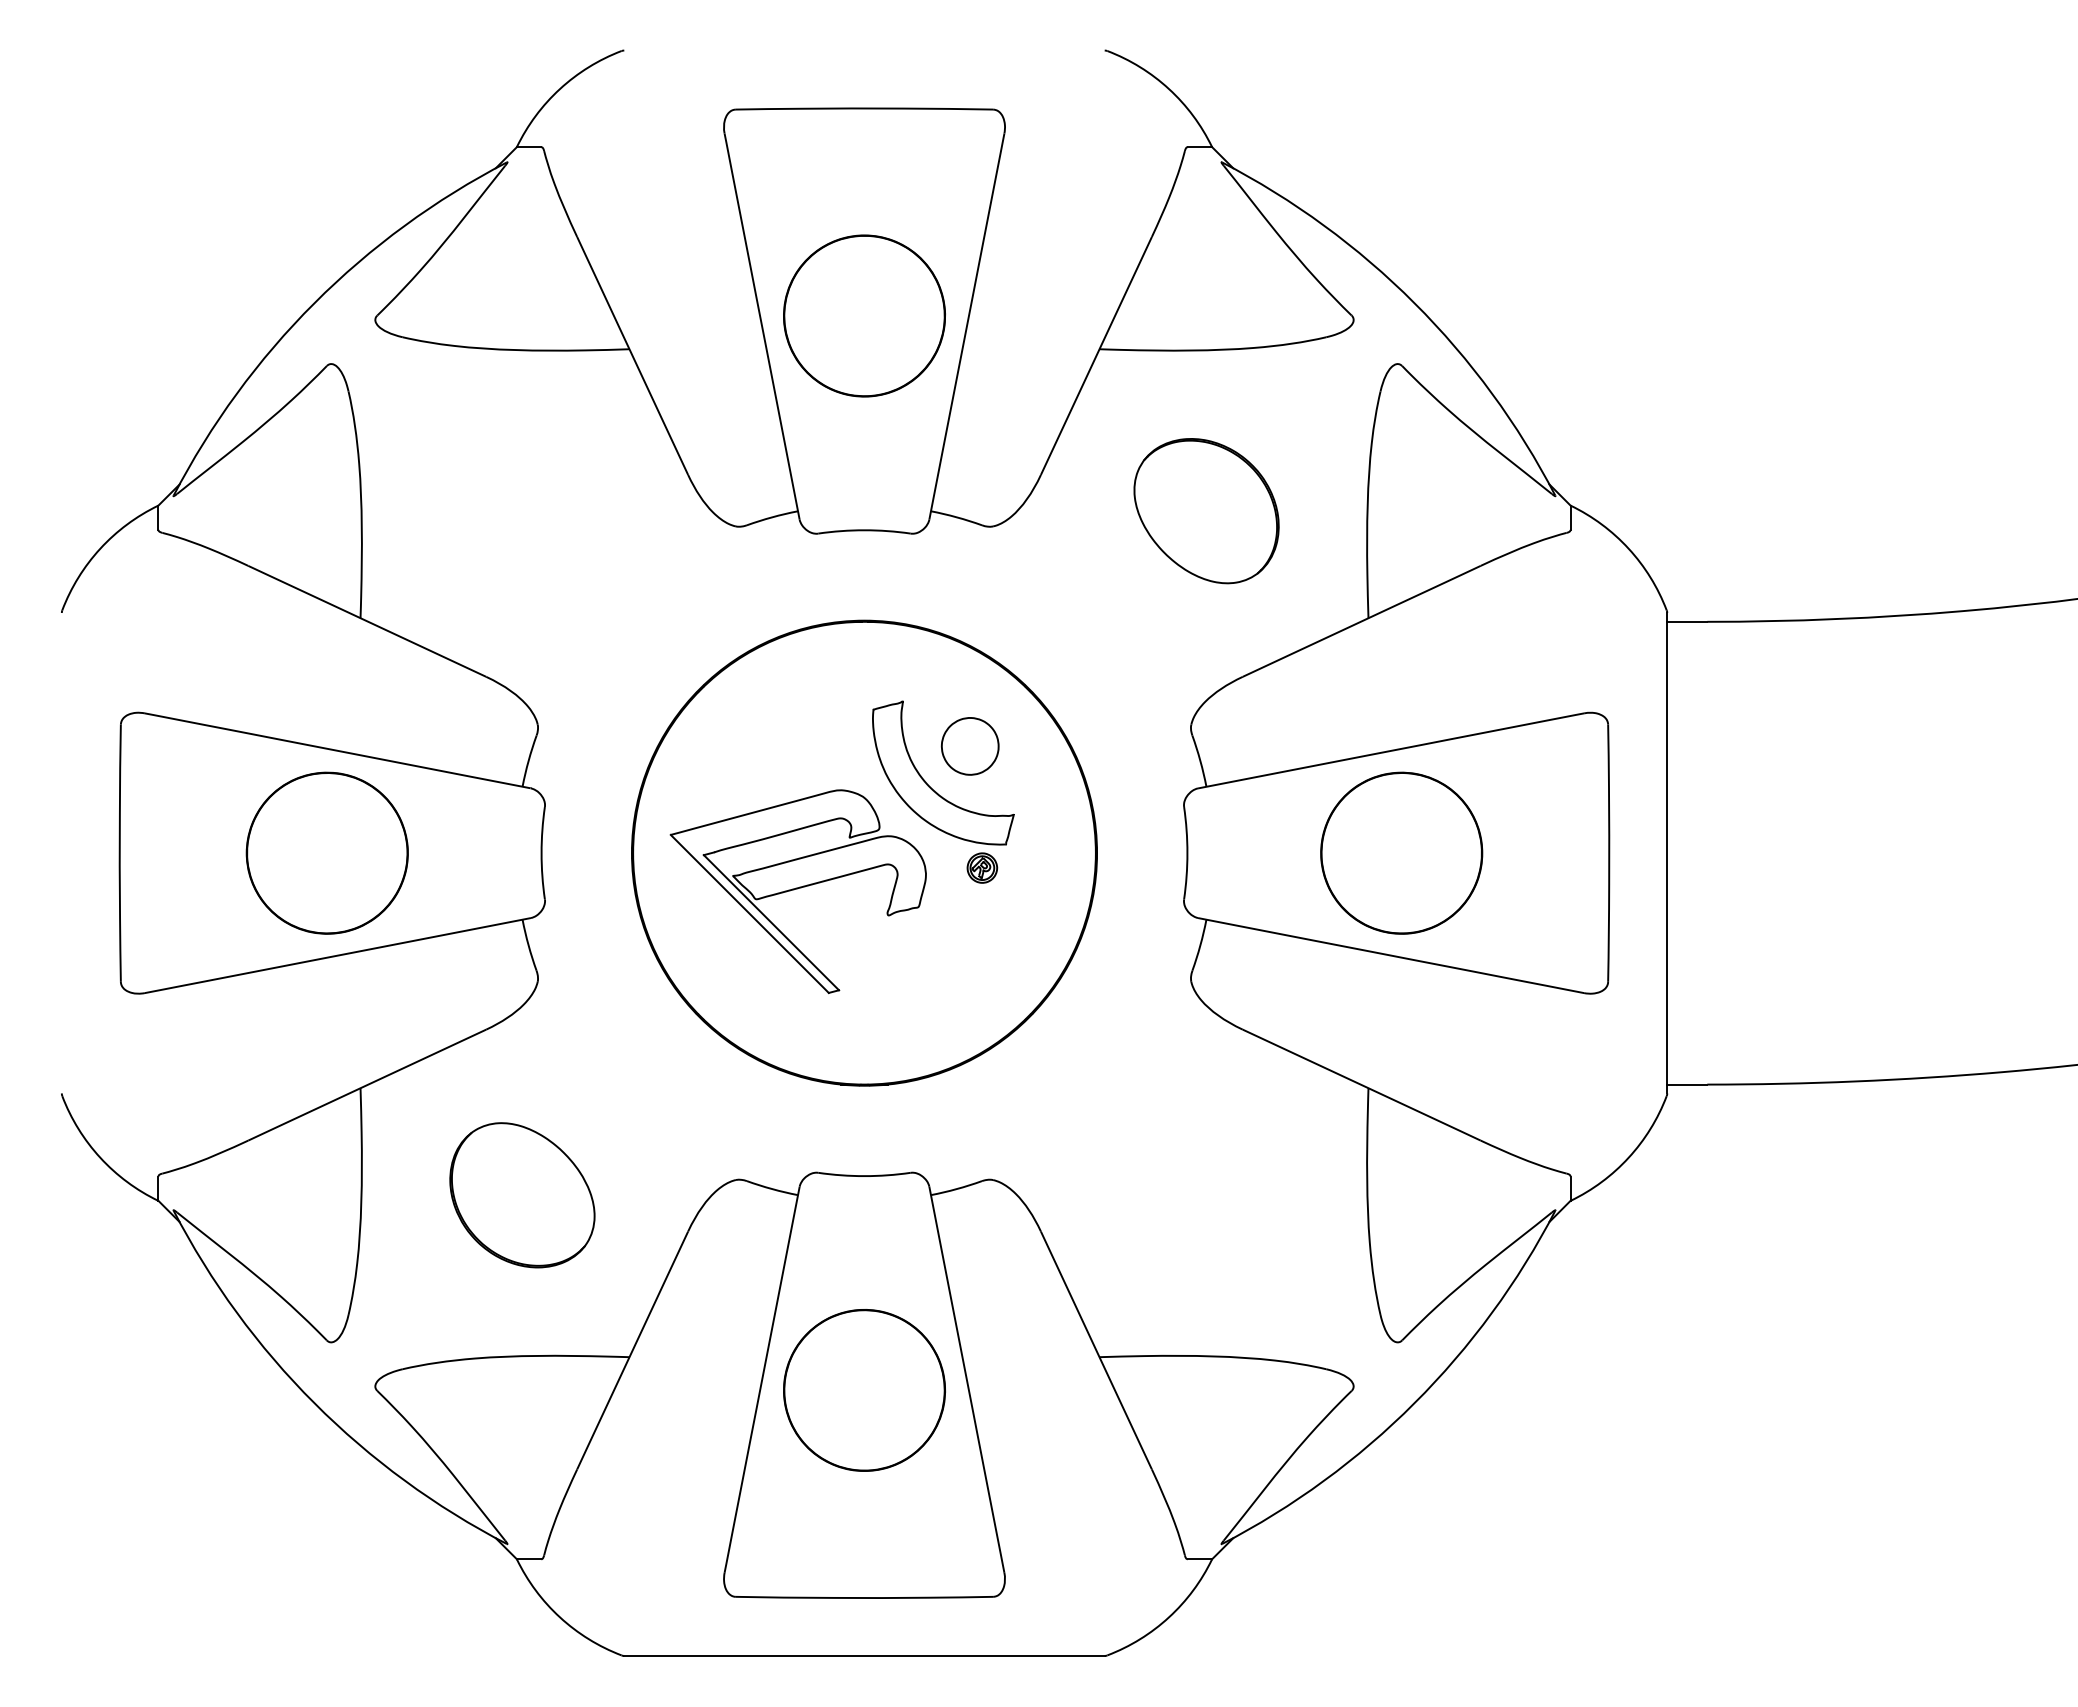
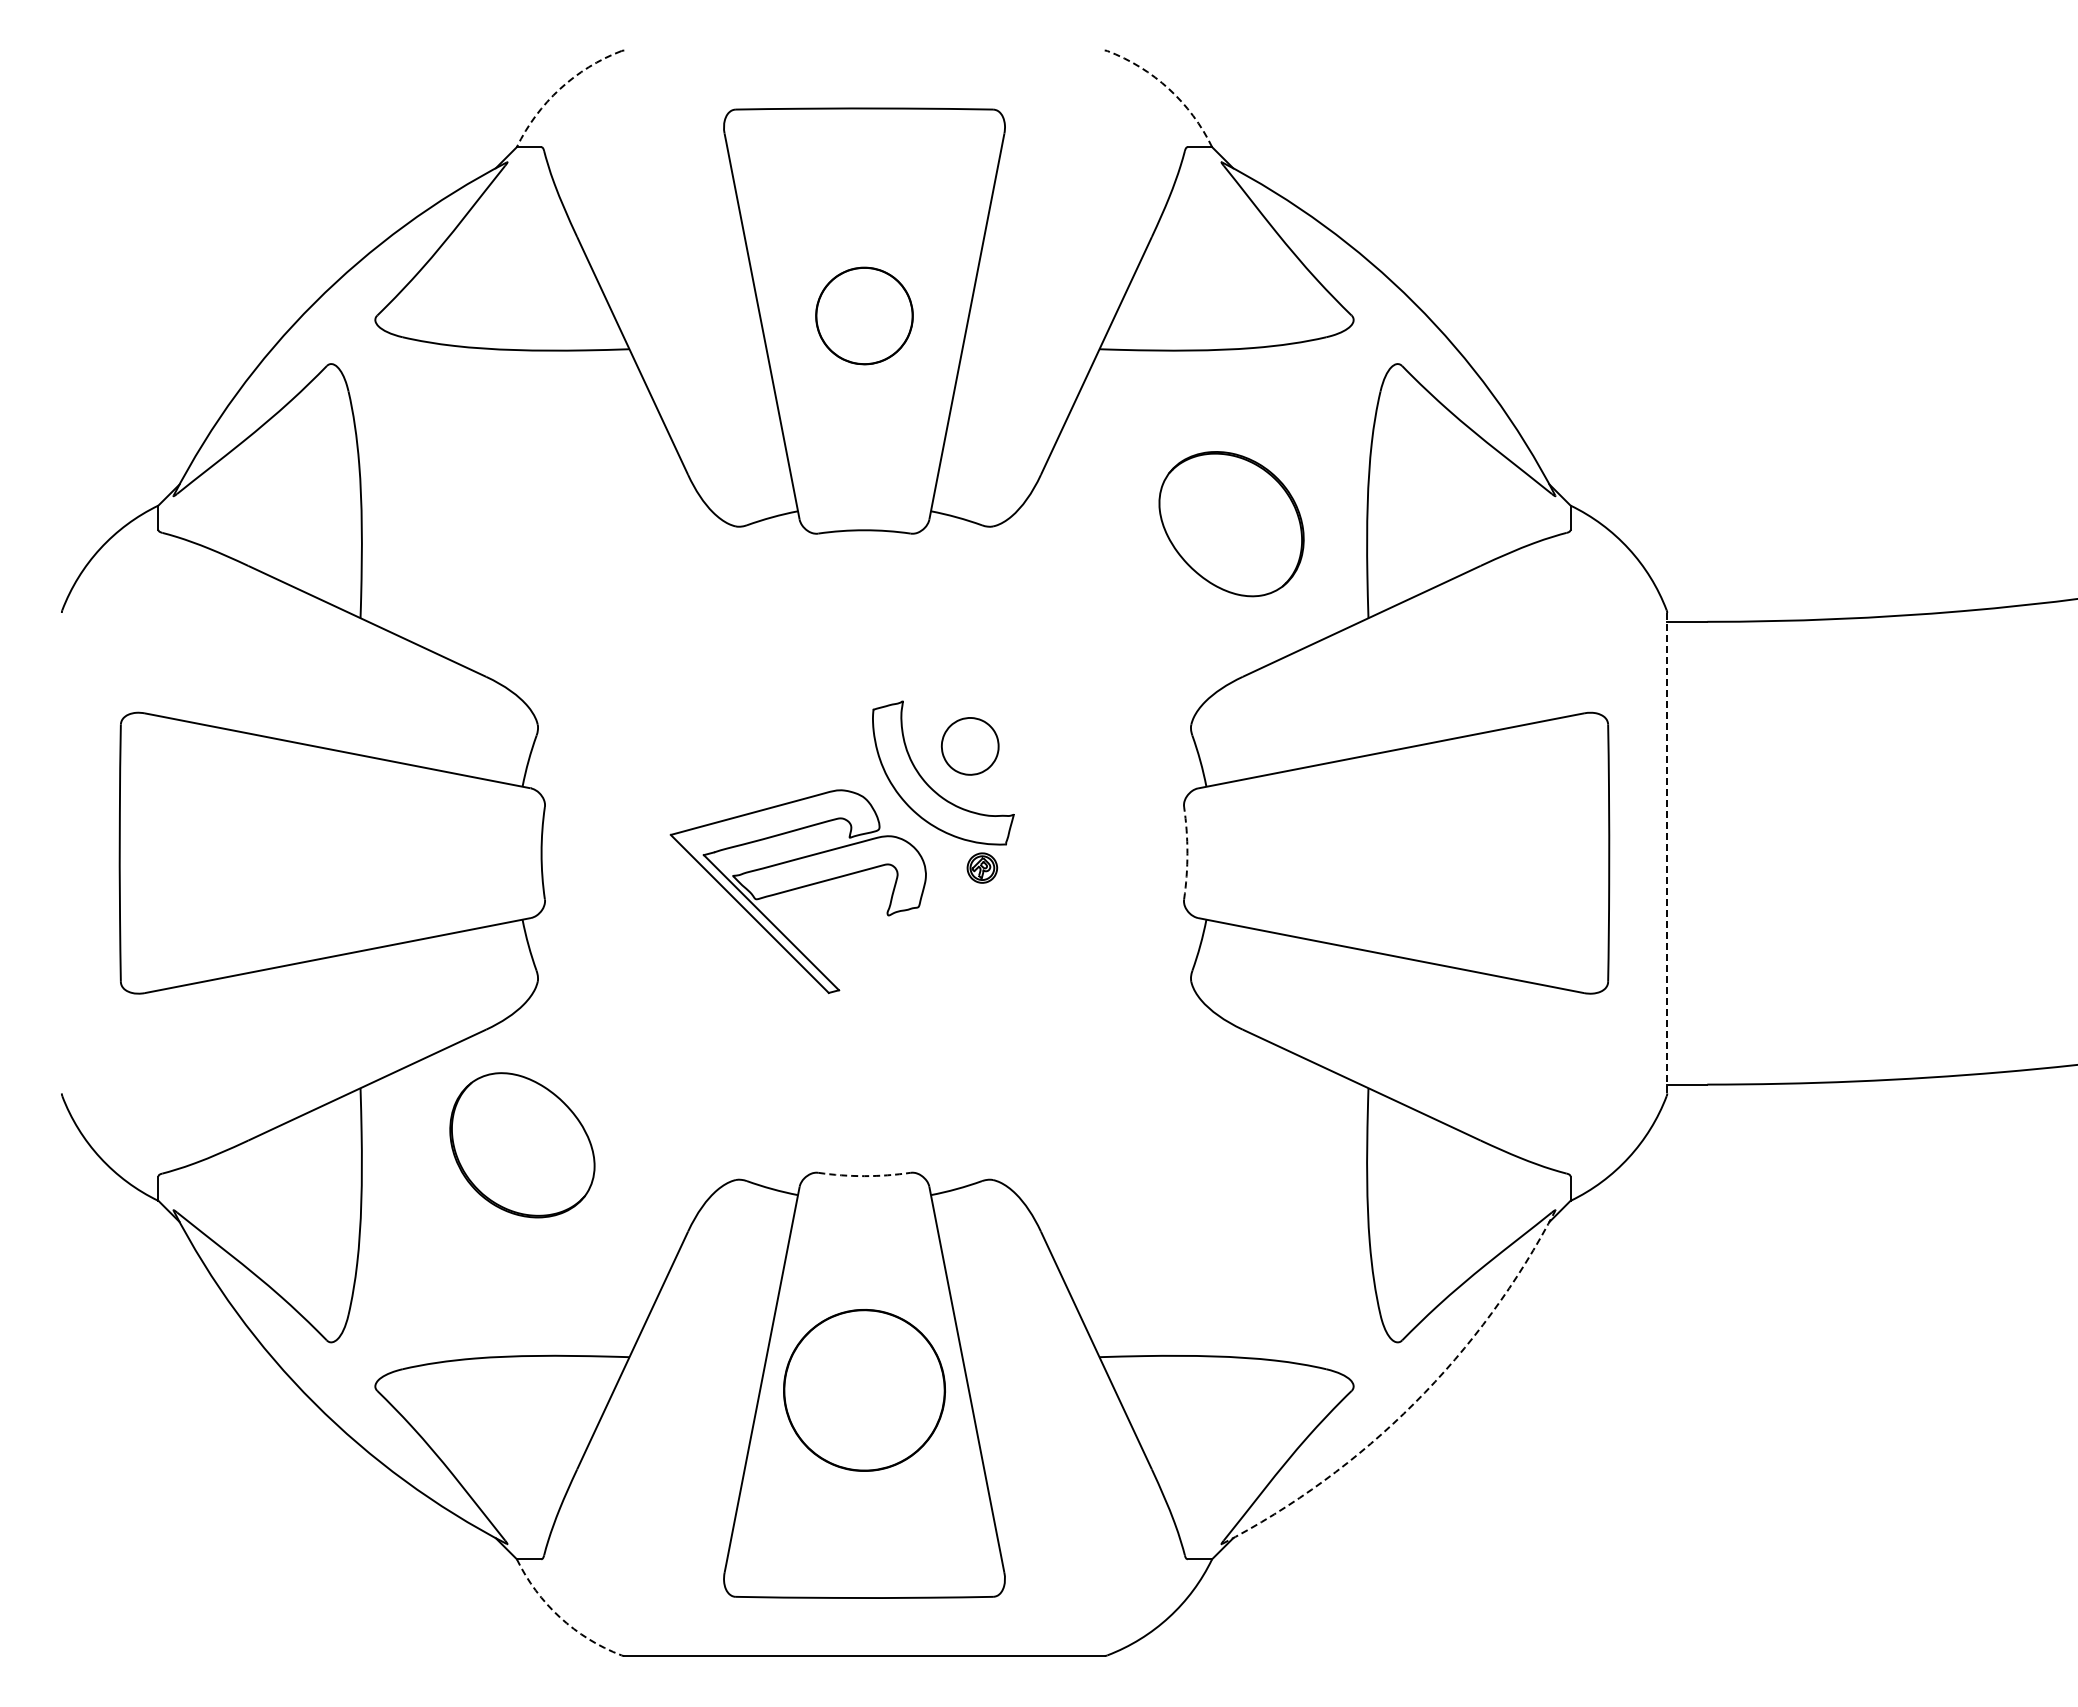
arc: solid -> dashed (560, 89)
arc: solid -> dashed (1169, 89)
part size: 163x164 px -> 99x100 px (864, 315)
part position: (1206, 511) -> (1231, 524) (1231, 524)
part: present -> none (326, 852)
circle: present -> none (864, 852)
part: present -> none (1401, 852)
line: solid -> dashed (1667, 852)
arc: solid -> dashed (1187, 853)
arc: solid -> dashed (864, 1176)
part position: (522, 1195) -> (522, 1145) (522, 1145)
arc: solid -> dashed (1414, 1403)
arc: solid -> dashed (560, 1617)
